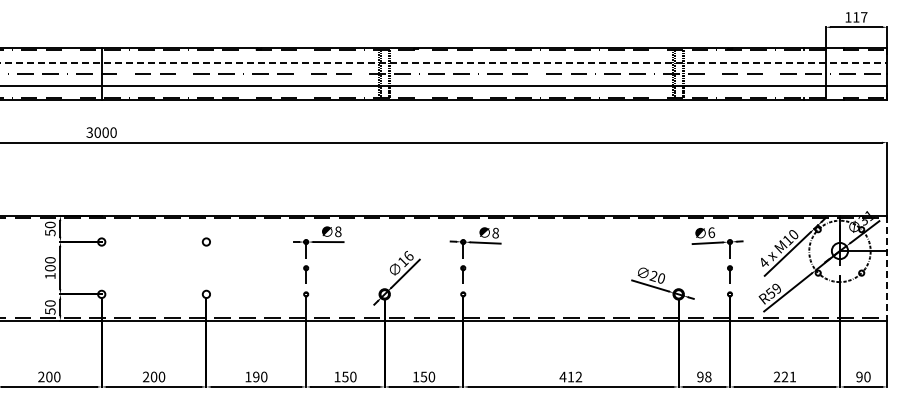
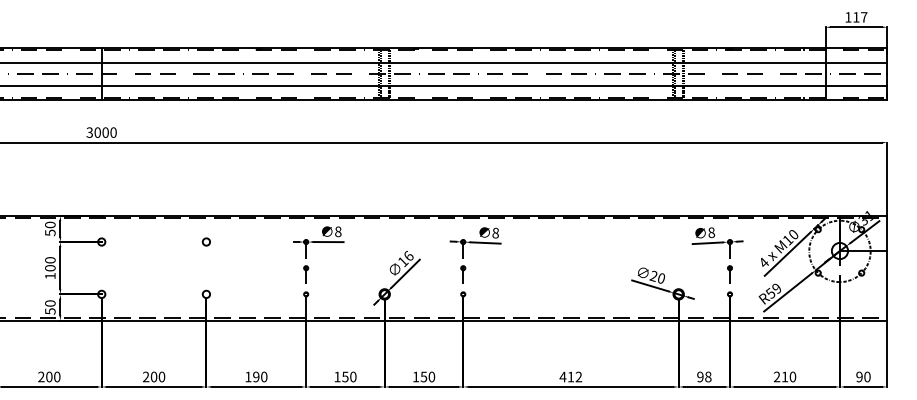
line: dashed -> solid (444, 62)
text: 6 -> 8 (711, 232)
line: dashed -> solid (887, 268)
text: 221 -> 210 (788, 376)
